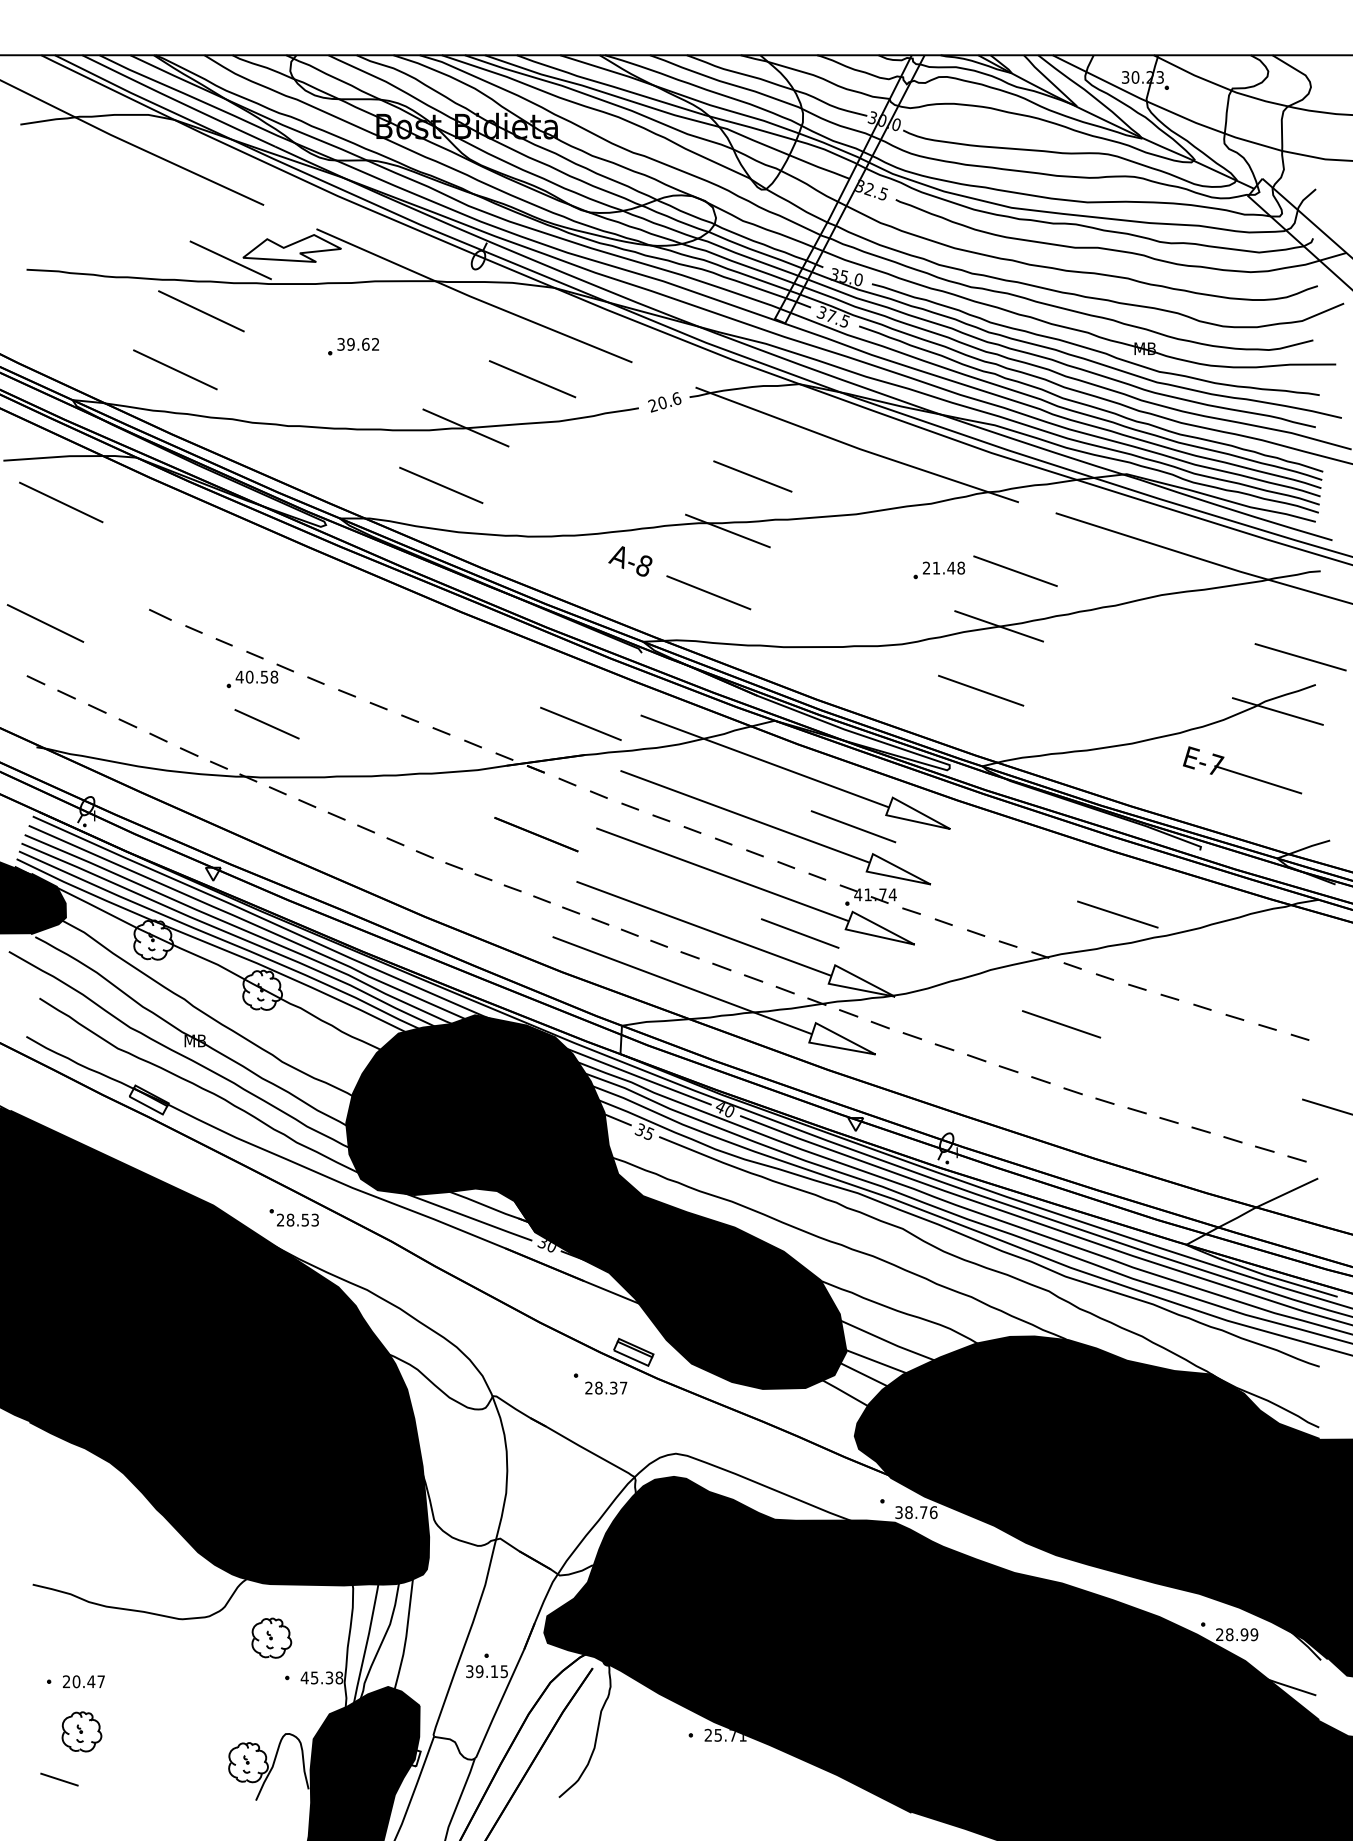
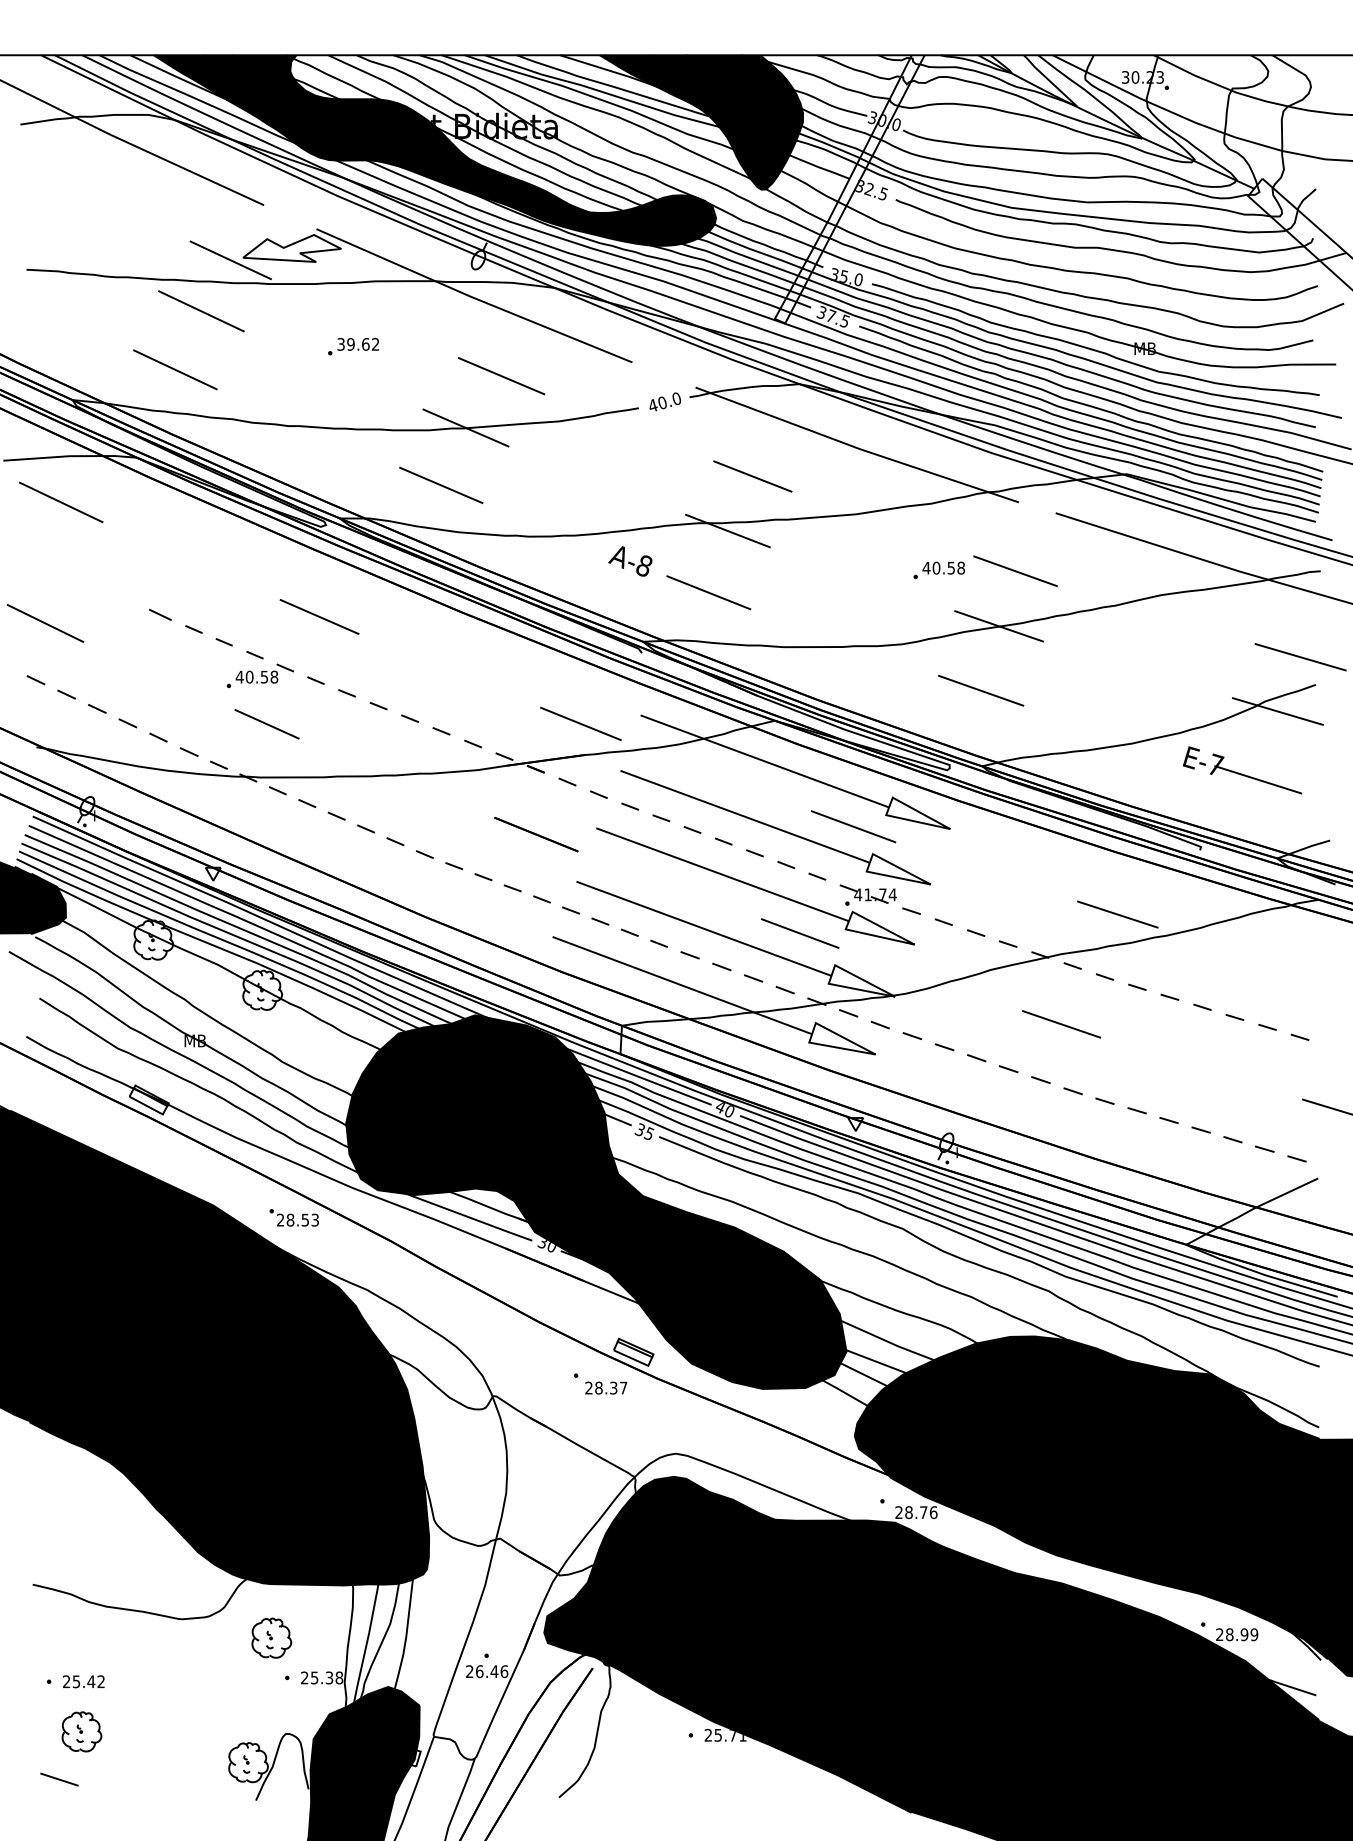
fill: none -> present (701, 122)
fill: none -> present (434, 150)
line position: (532, 379) -> (501, 376) (501, 376)
text: 20.6 -> 40.0 (664, 402)
text: 21.48 -> 40.58 (938, 567)
line: none -> present (319, 616)
text: 38.76 -> 28.76 (898, 1513)
text: 39.15 -> 26.46 (487, 1671)
text: 45.38 -> 25.38 (304, 1677)
text: 20.47 -> 25.42 (88, 1681)
